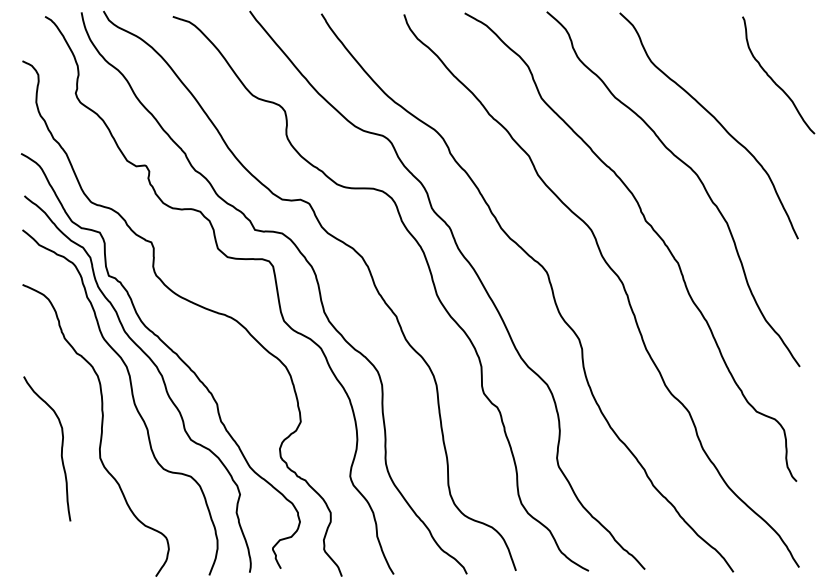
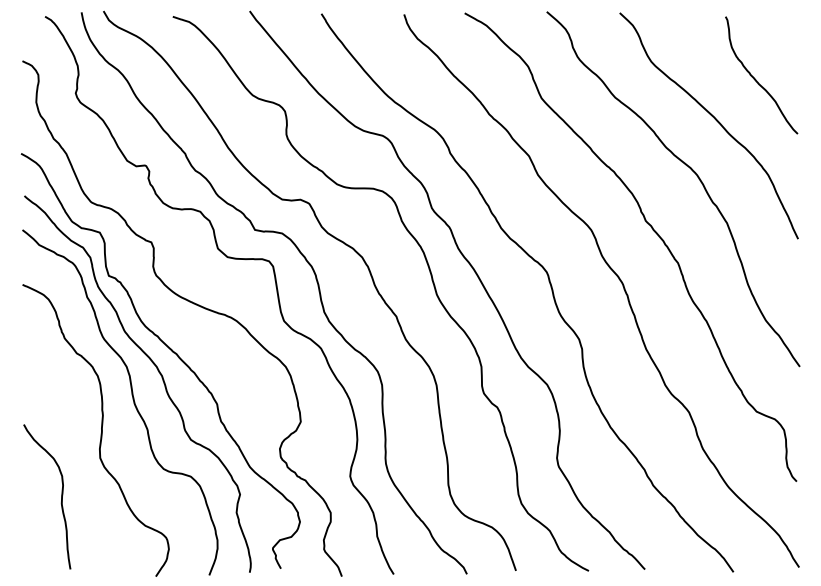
curve position: (773, 79) -> (756, 79) (756, 79)
curve position: (61, 448) -> (61, 496) (61, 496)
